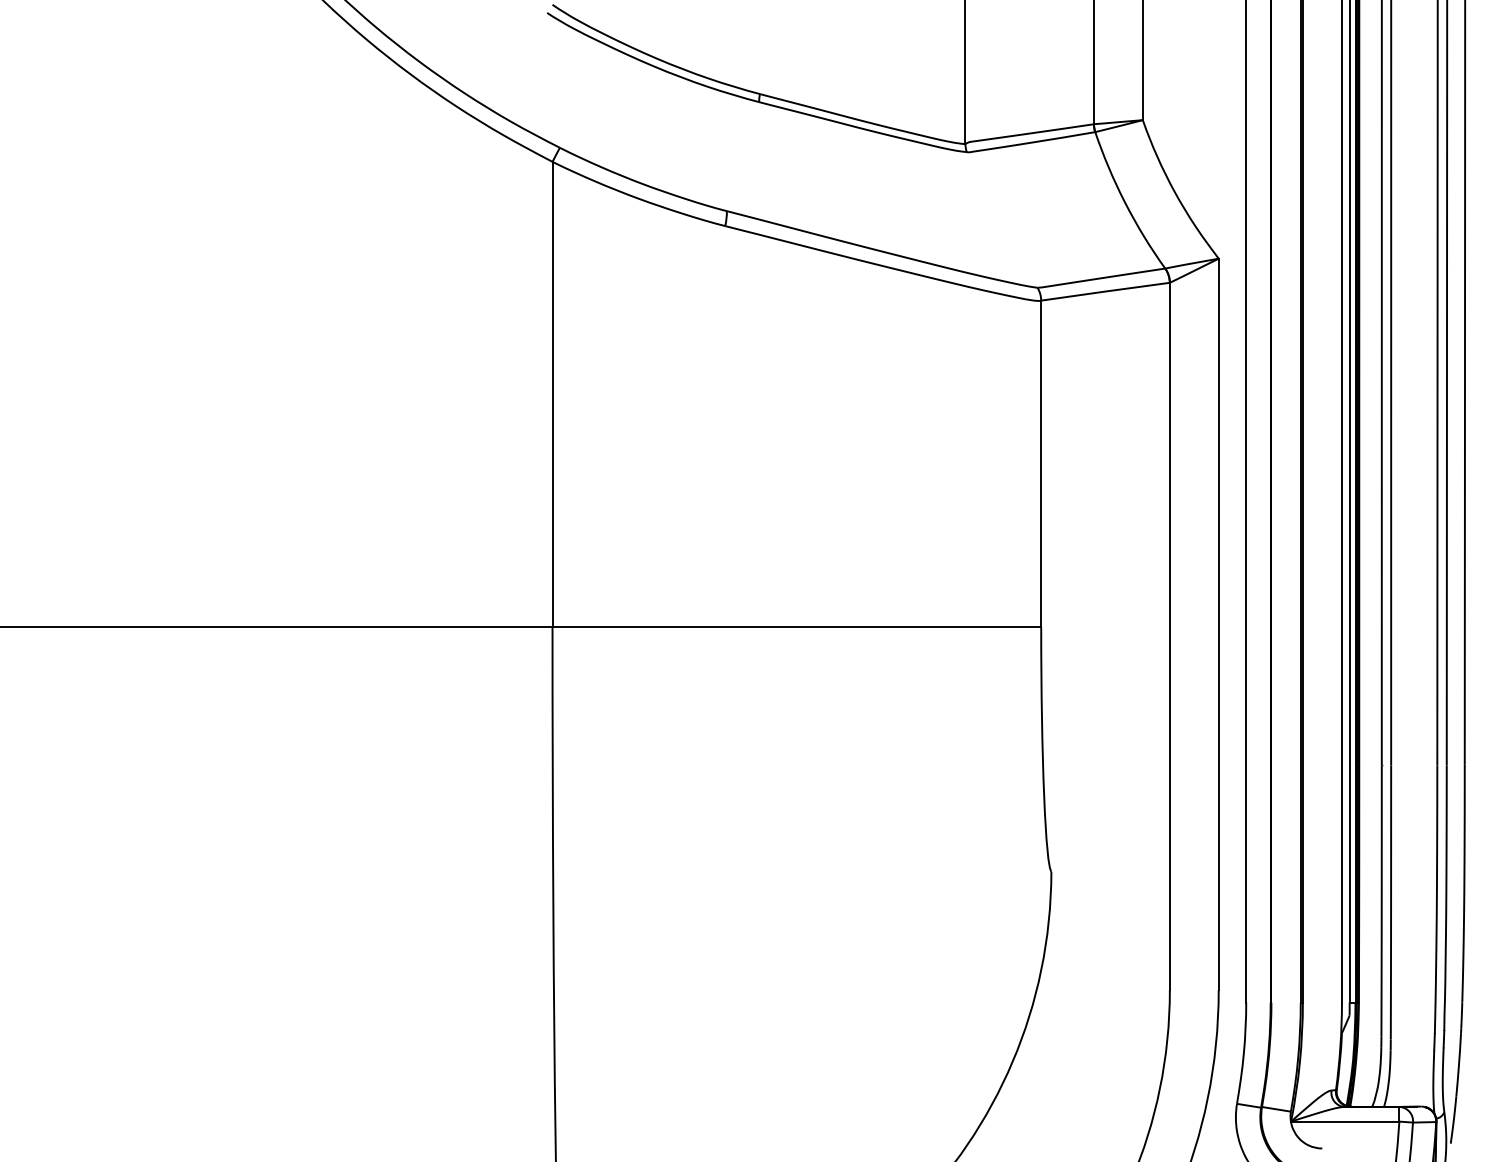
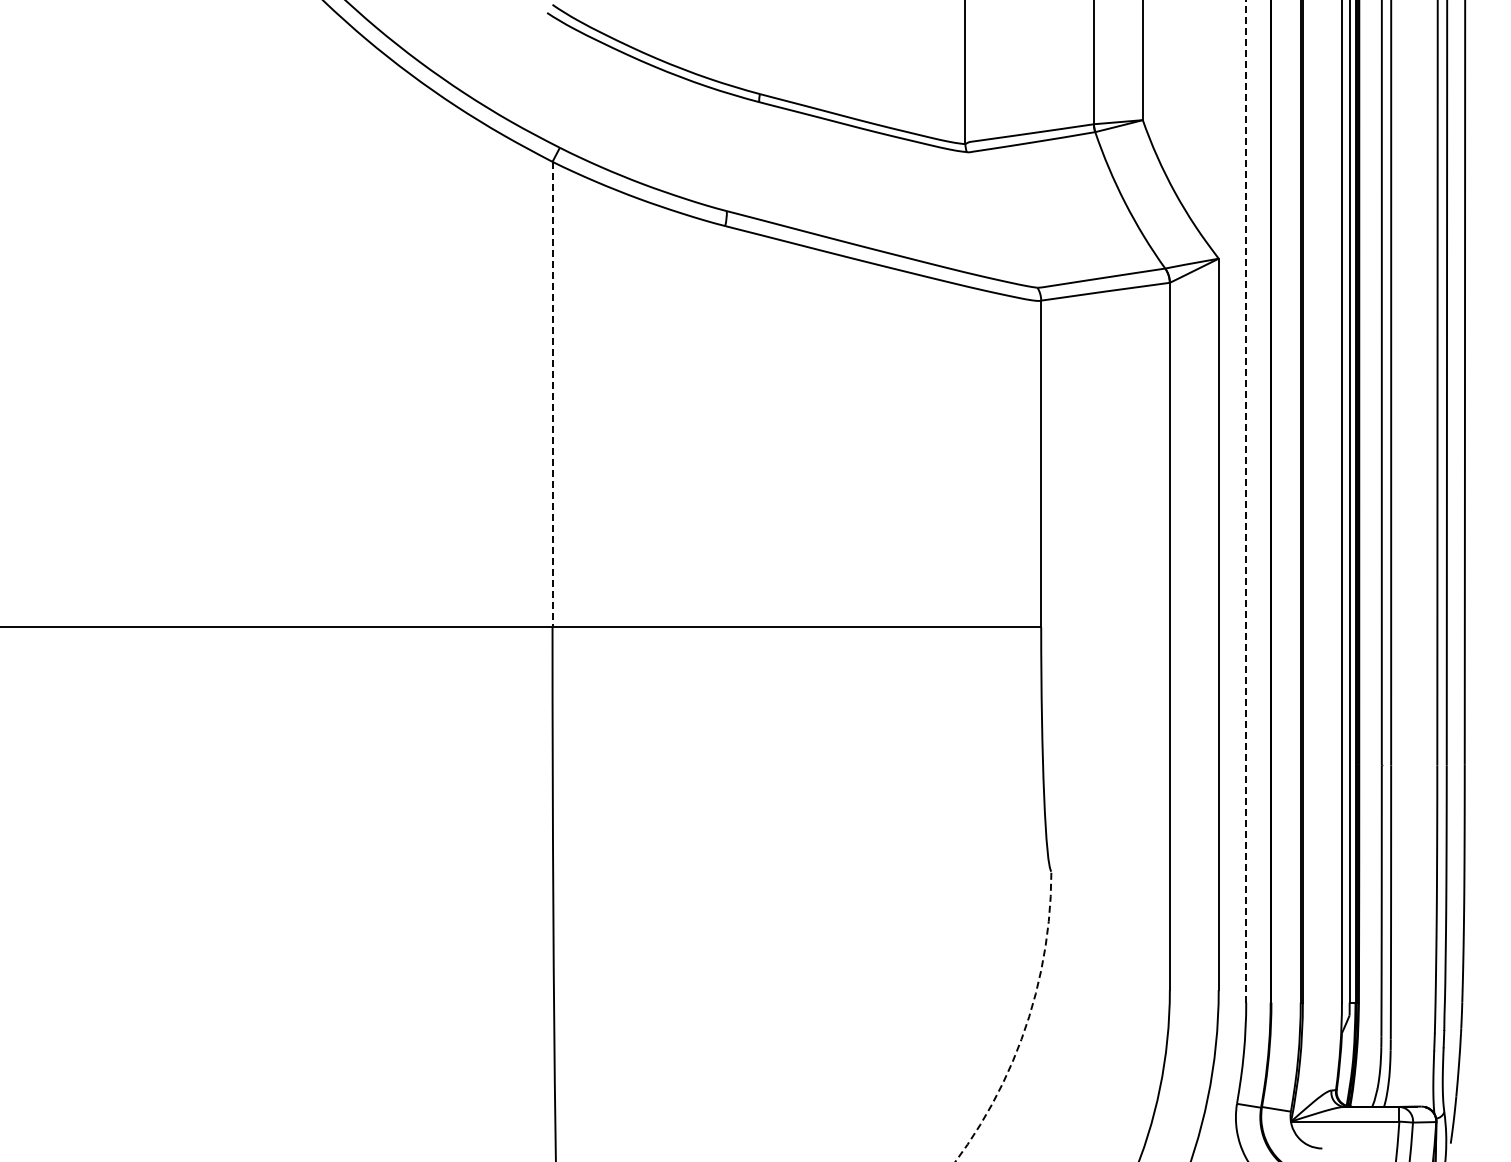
line: solid -> dashed (552, 394)
line: solid -> dashed (1246, 501)
arc: solid -> dashed (1026, 1023)
